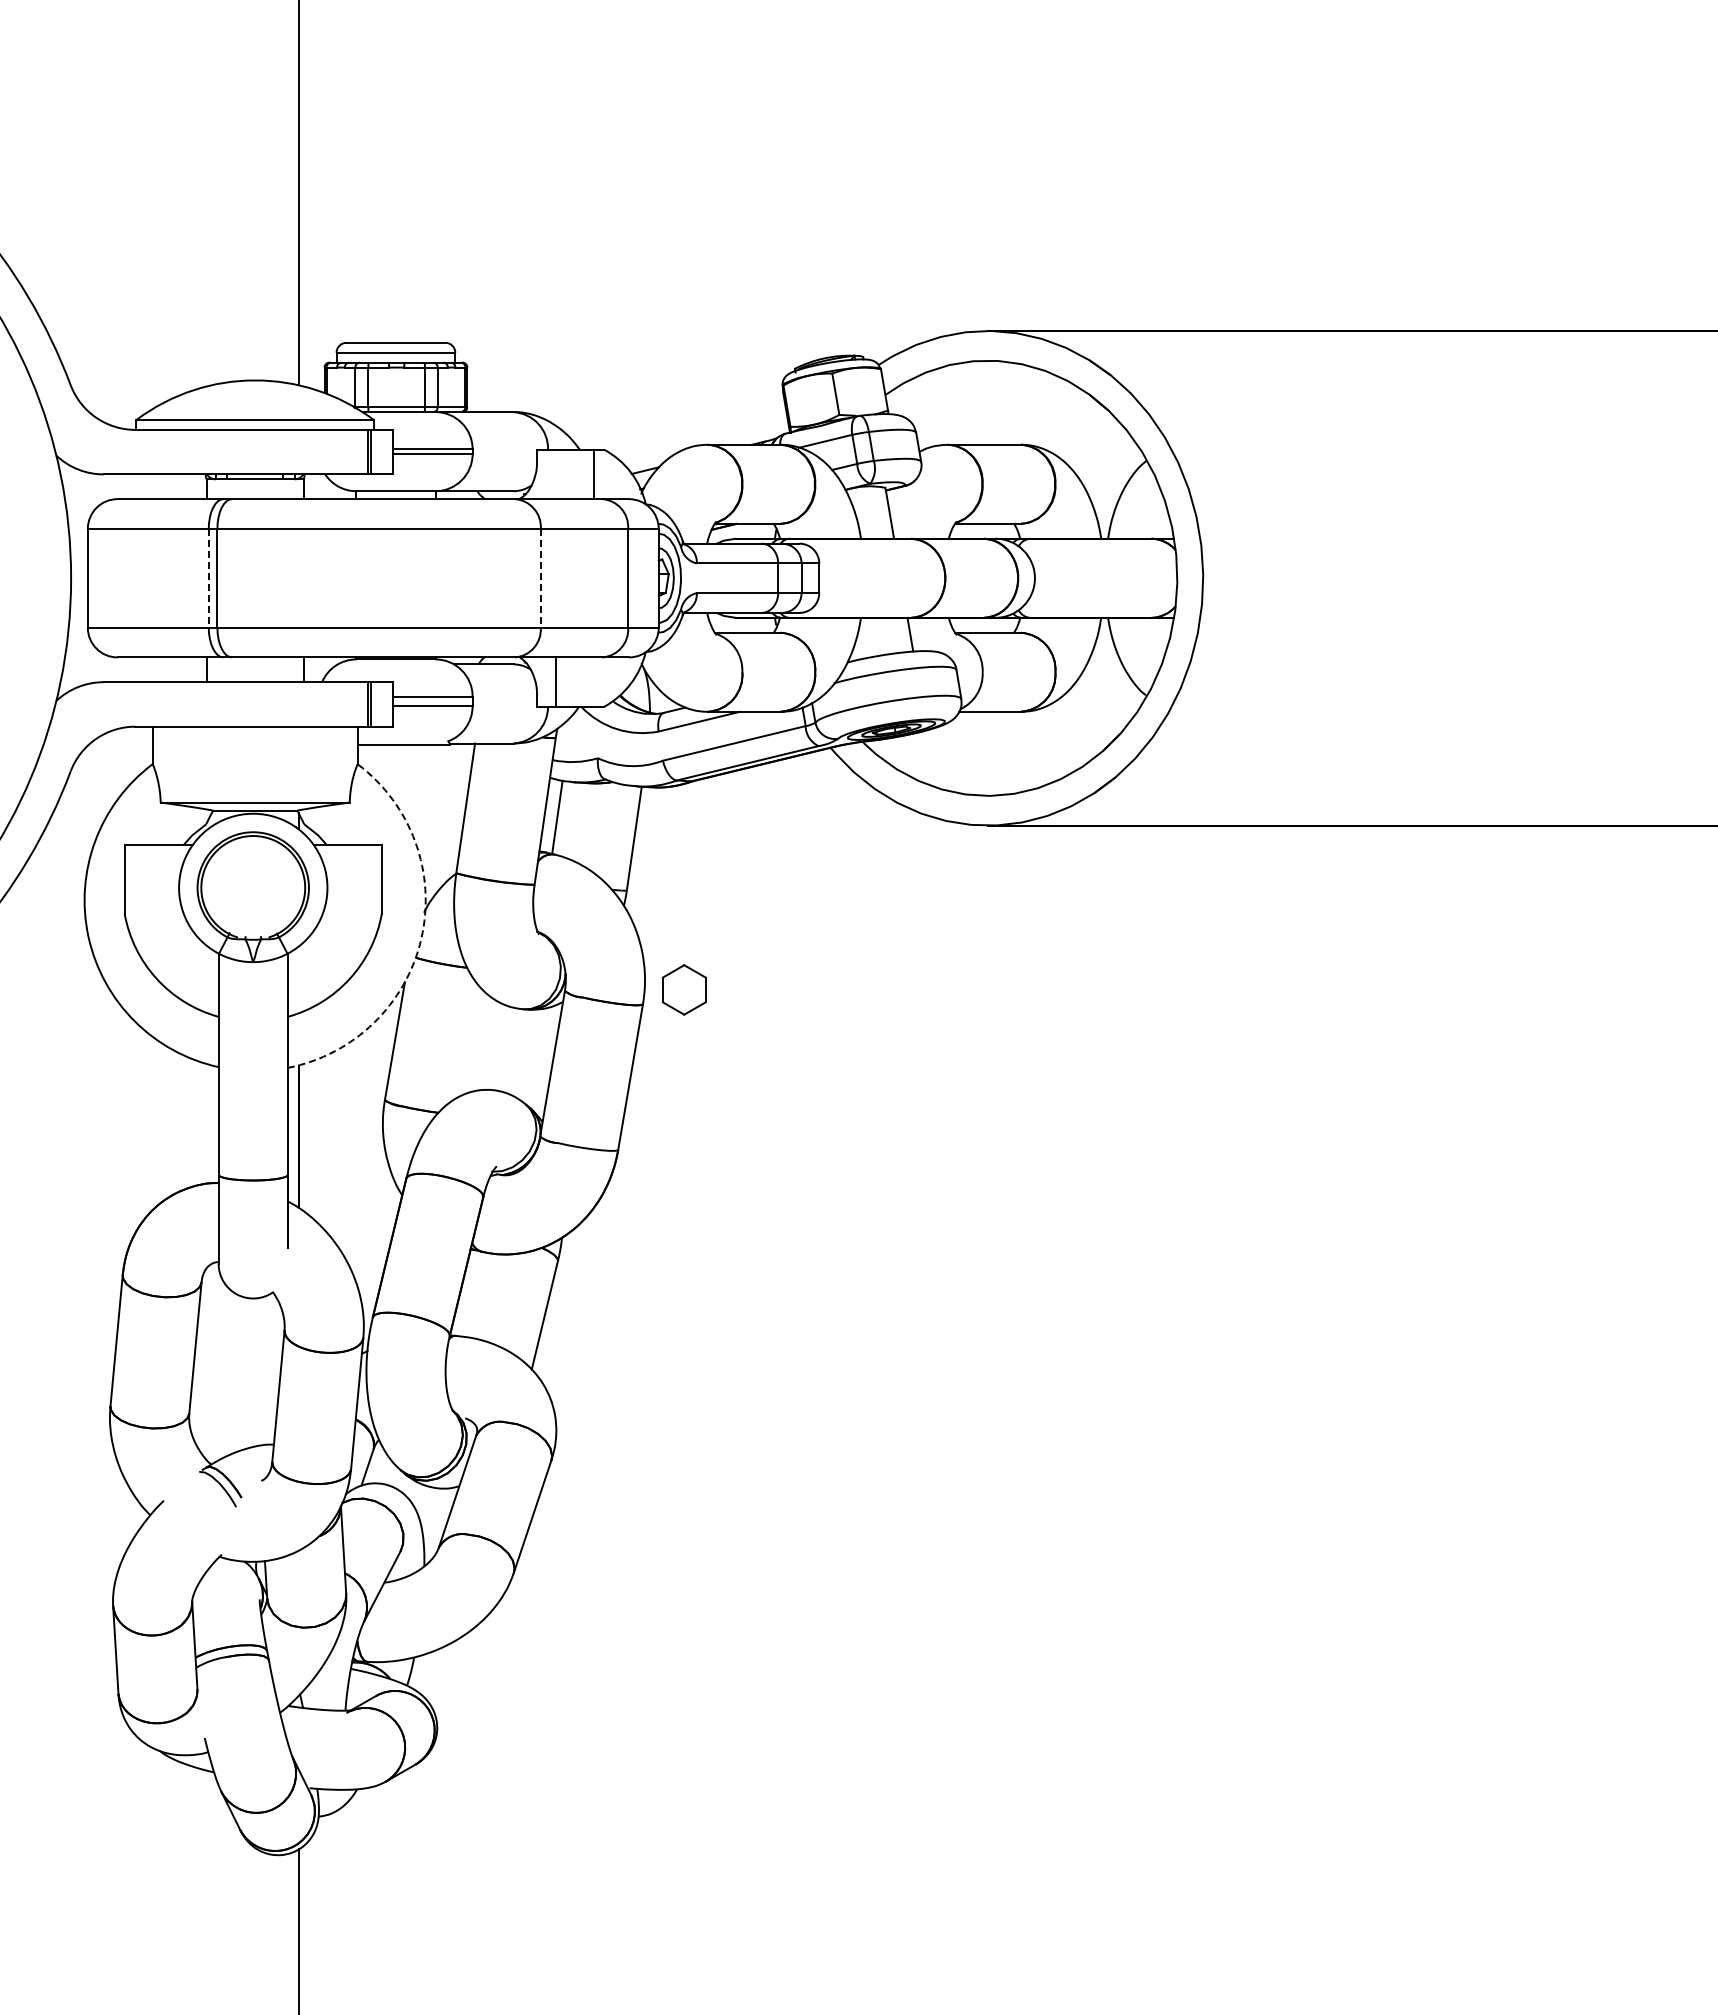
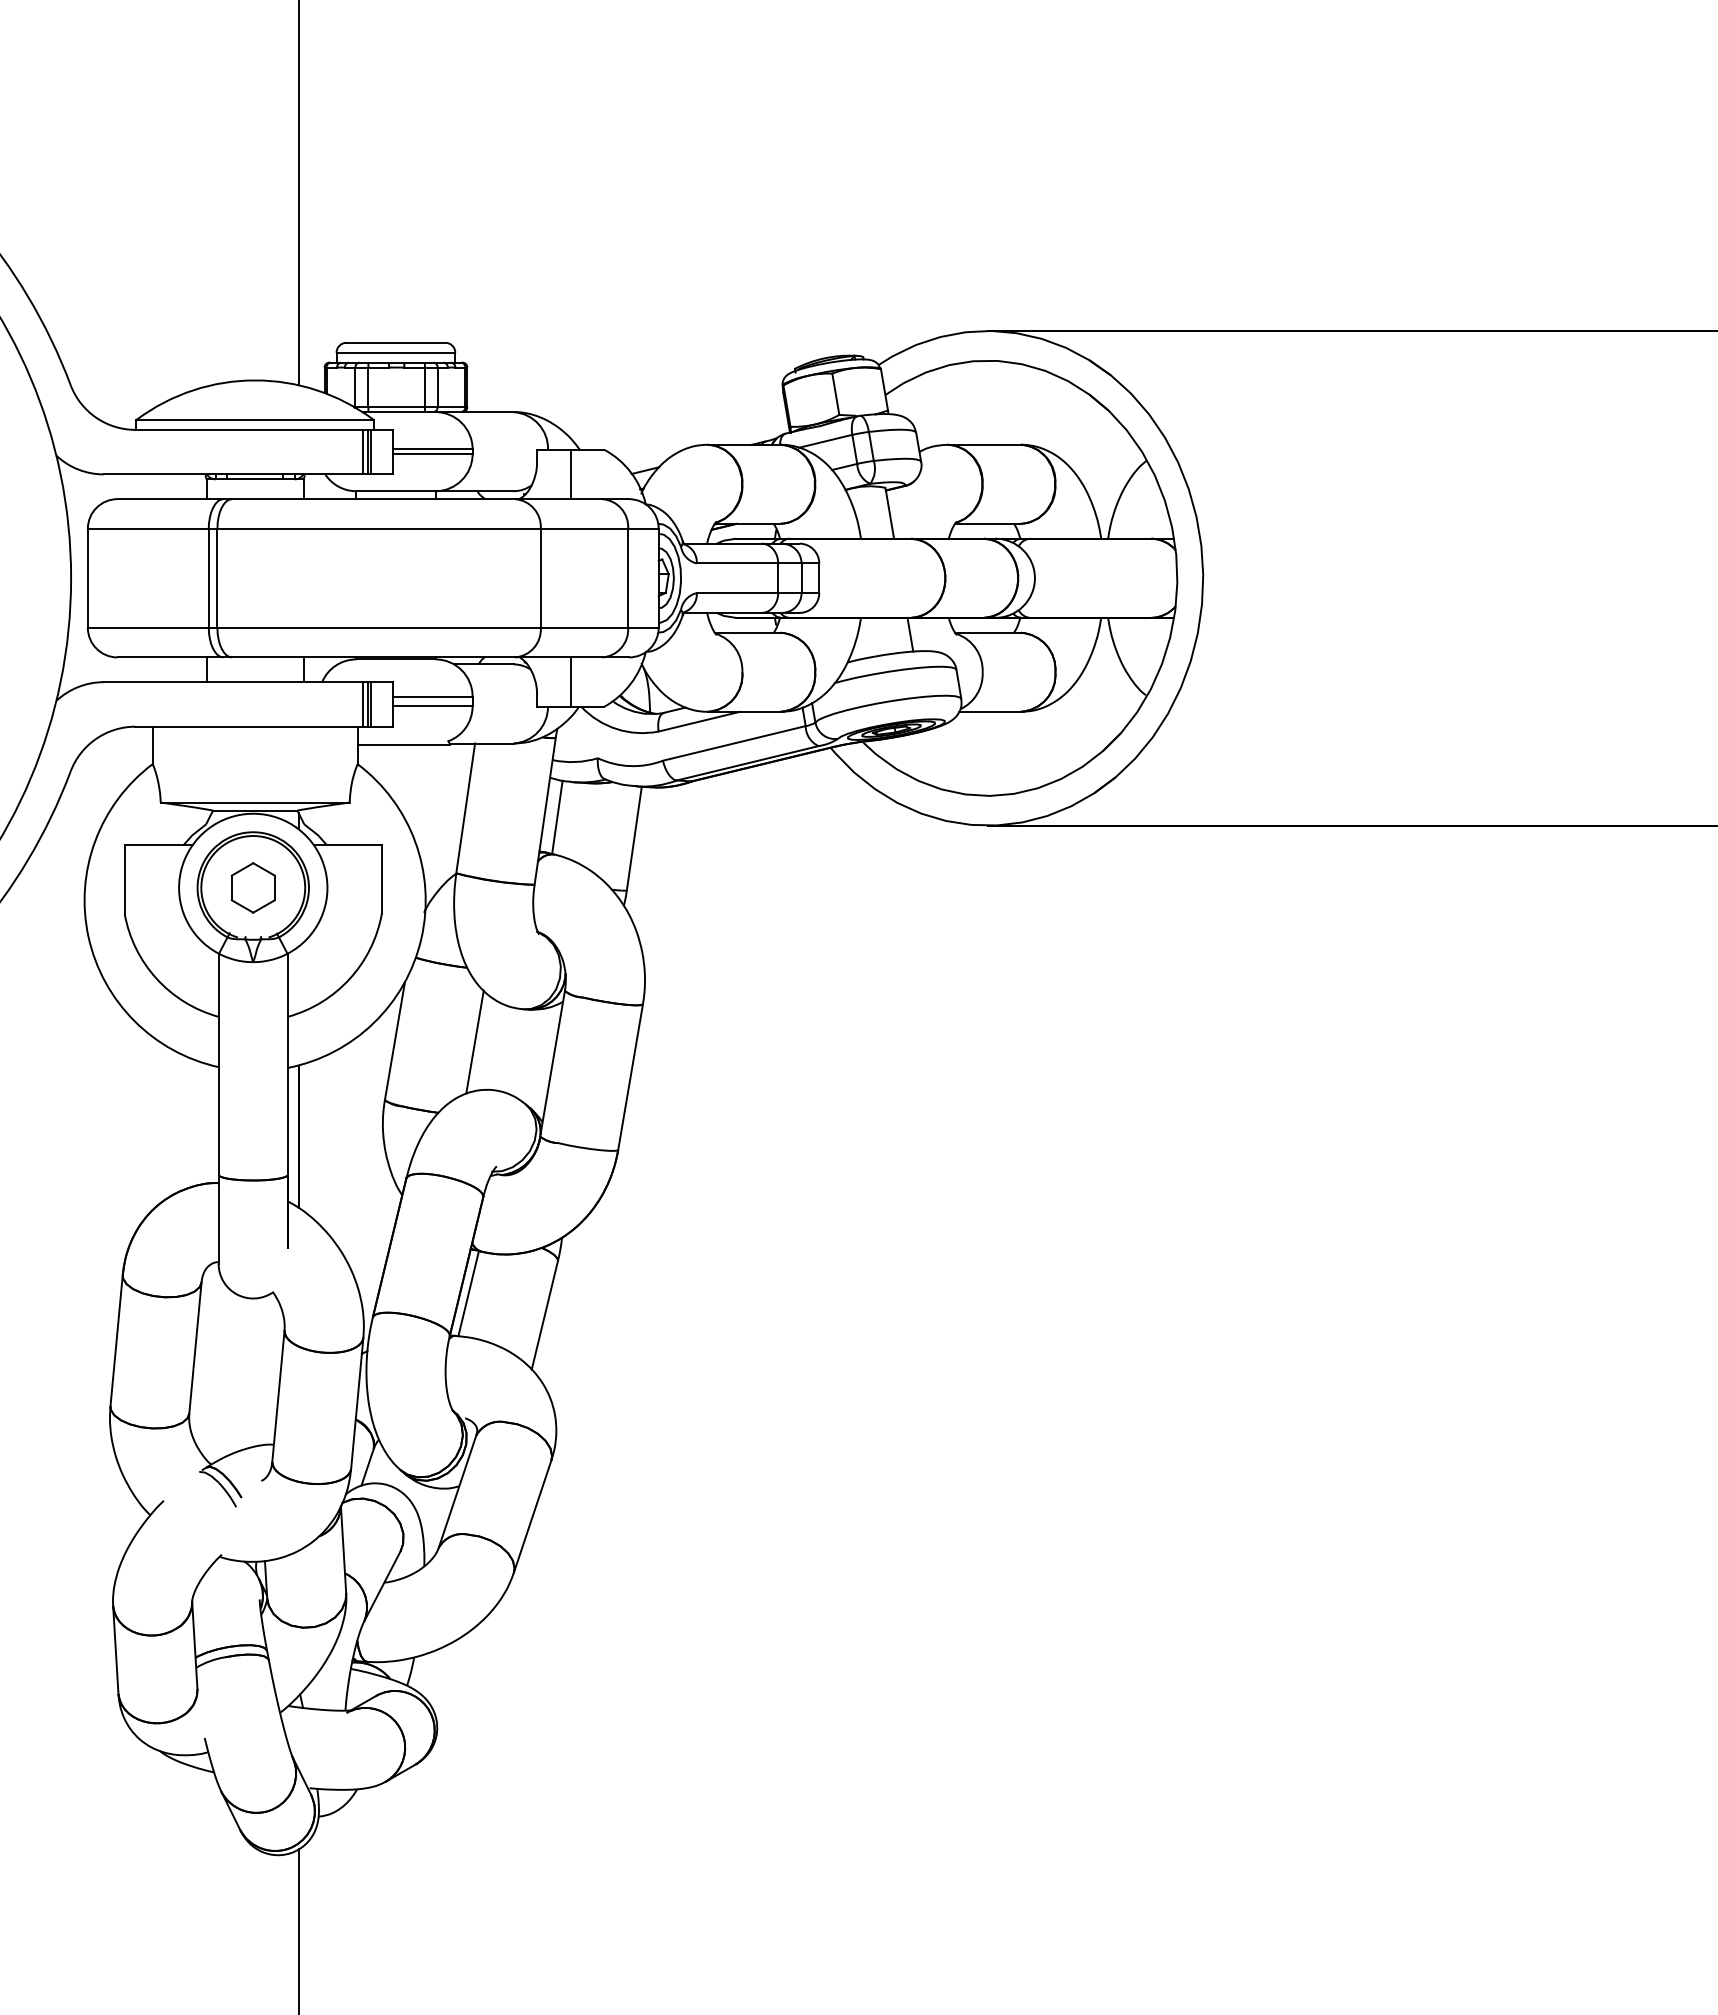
line: none -> present (363, 451)
line position: (593, 474) -> (570, 474) (570, 474)
line: dashed -> solid (208, 578)
line: dashed -> solid (540, 578)
line position: (555, 681) -> (570, 681) (570, 681)
line: none -> present (363, 704)
arc: dashed -> solid (421, 938)
part position: (683, 989) -> (252, 887) (252, 887)
line: none -> present (474, 1041)
line: none -> present (468, 1293)
